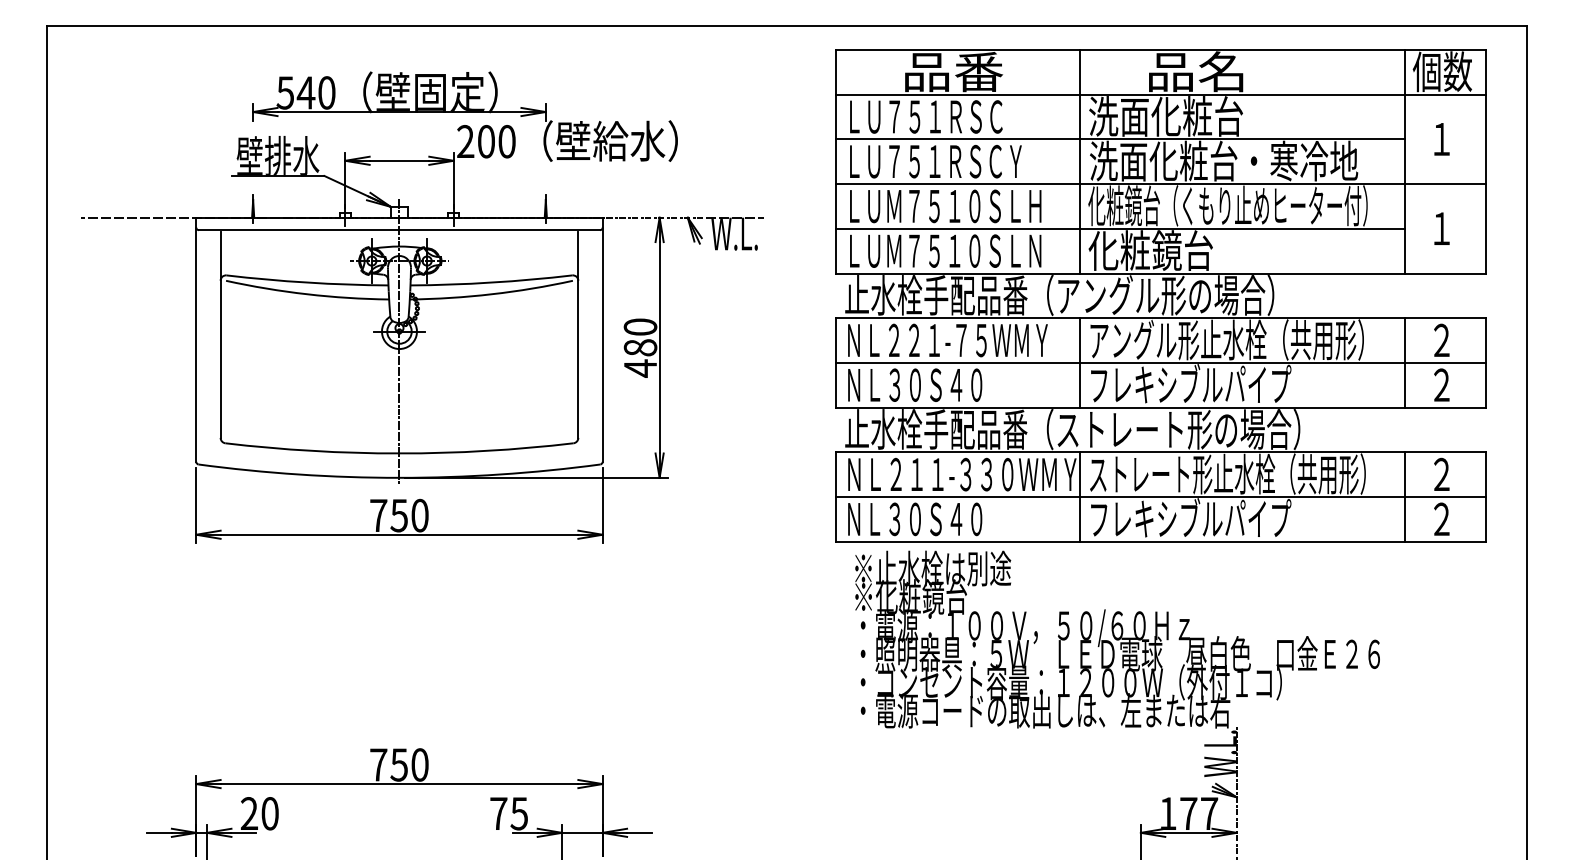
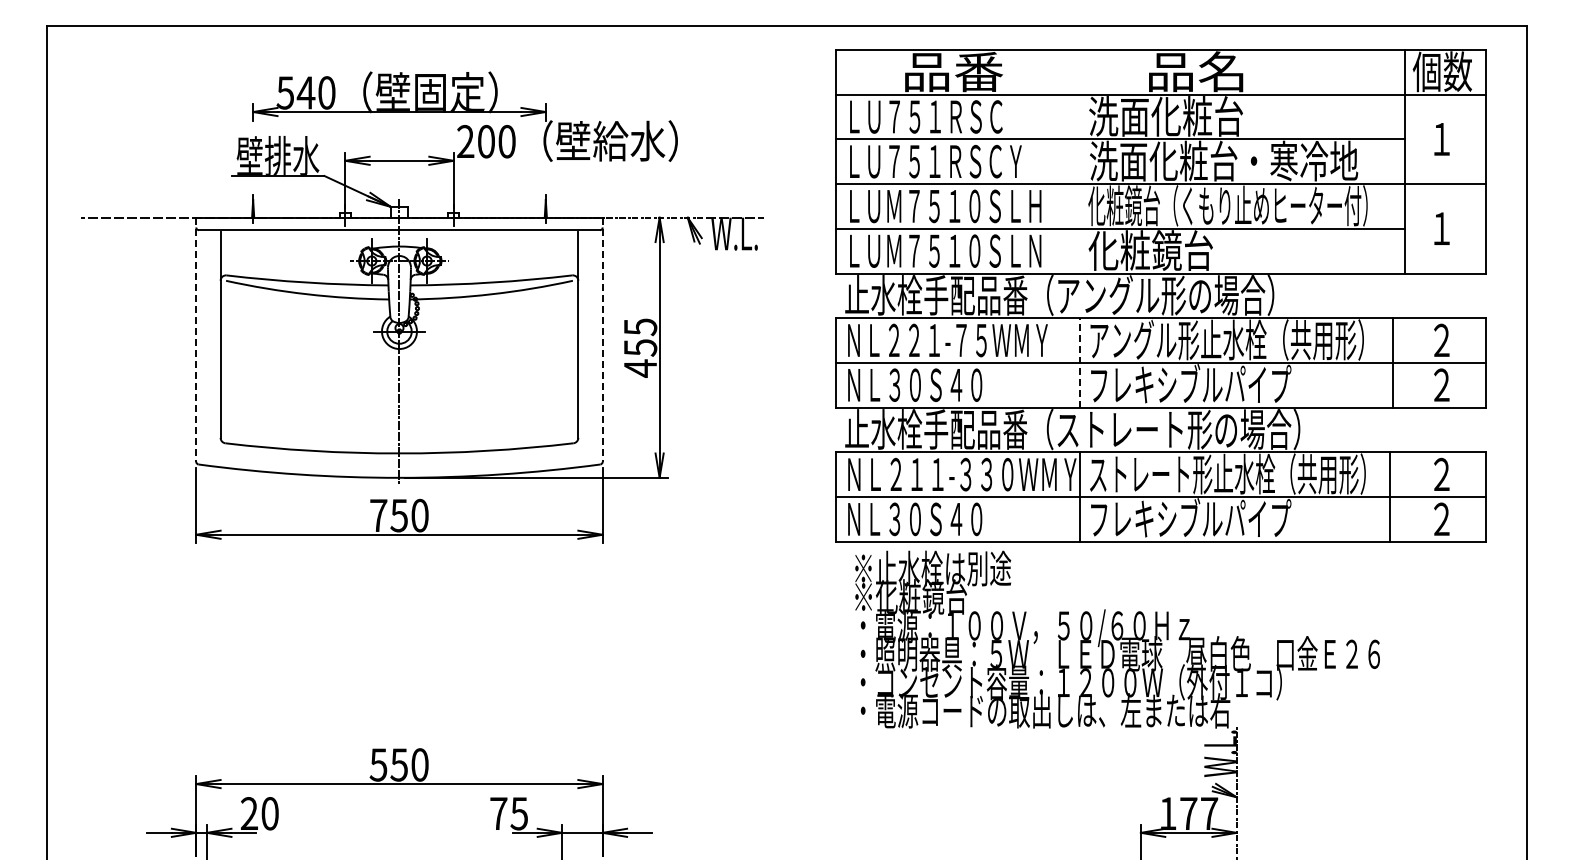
line: present -> none (1079, 161)
text: 480 -> 455 (640, 337)
line: solid -> dashed (196, 340)
line: solid -> dashed (602, 340)
line: solid -> dashed (1079, 362)
line position: (1404, 362) -> (1392, 362) (1392, 362)
line position: (1404, 496) -> (1389, 496) (1389, 496)
text: 750 -> 550 (378, 764)
